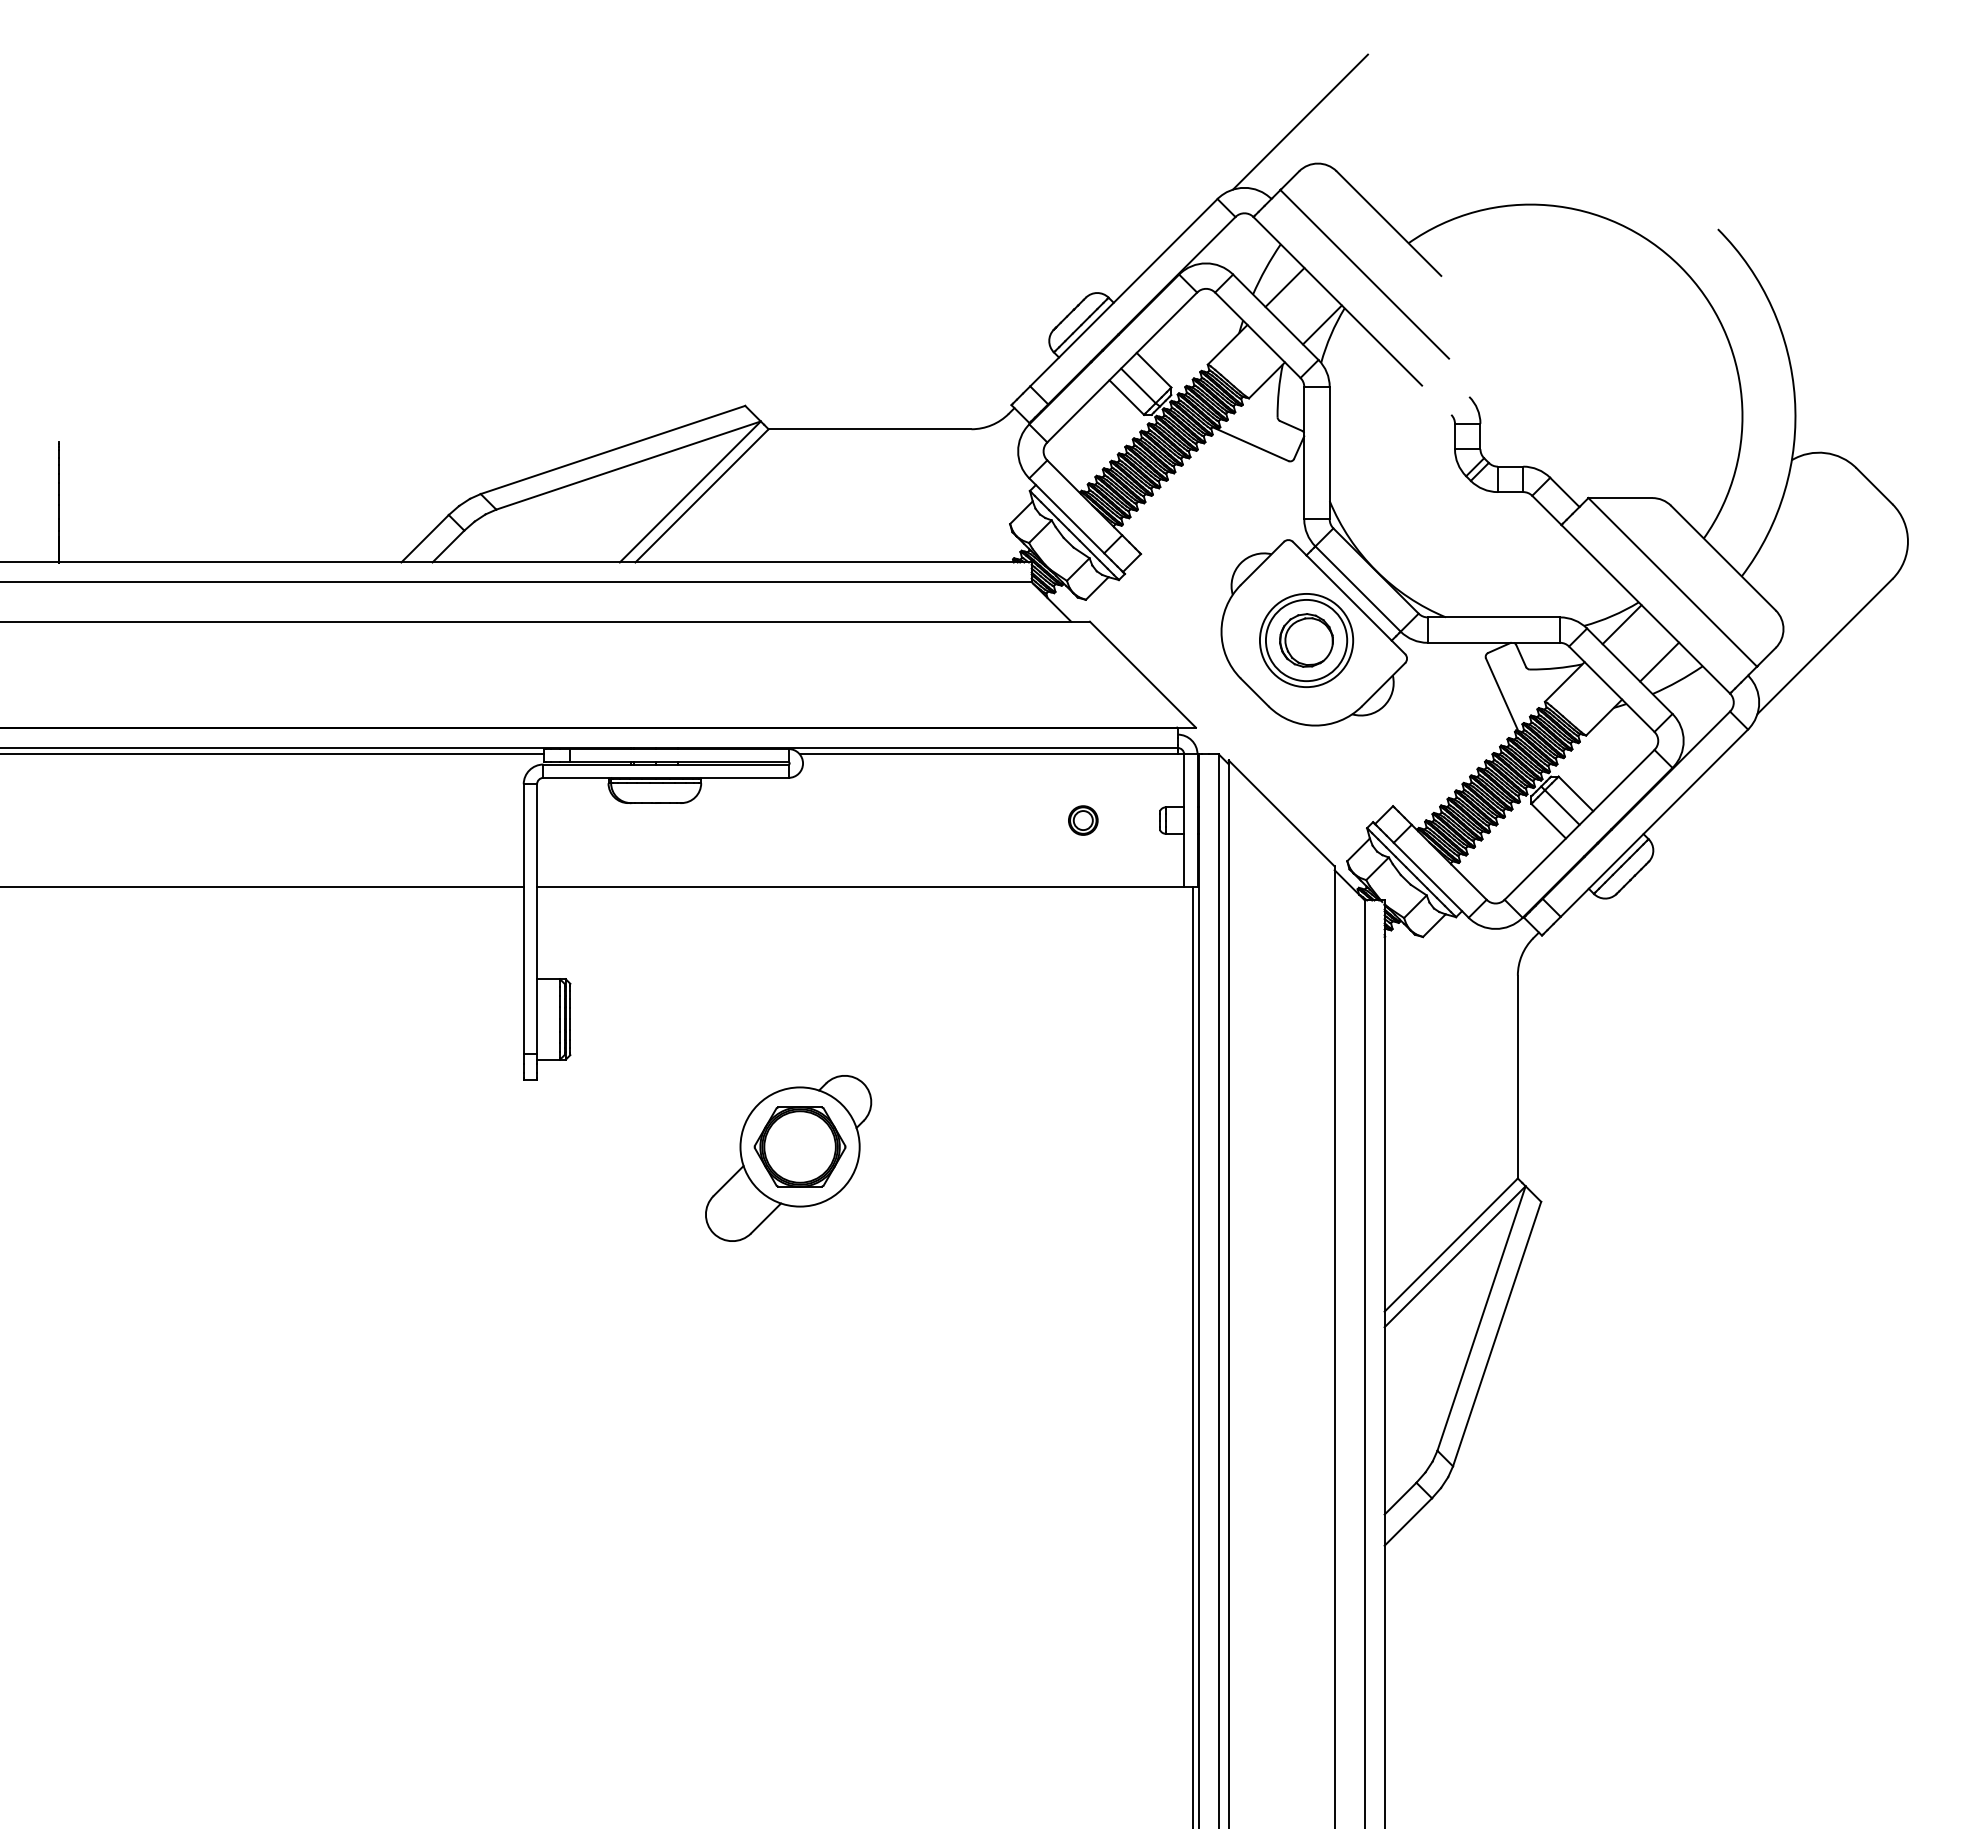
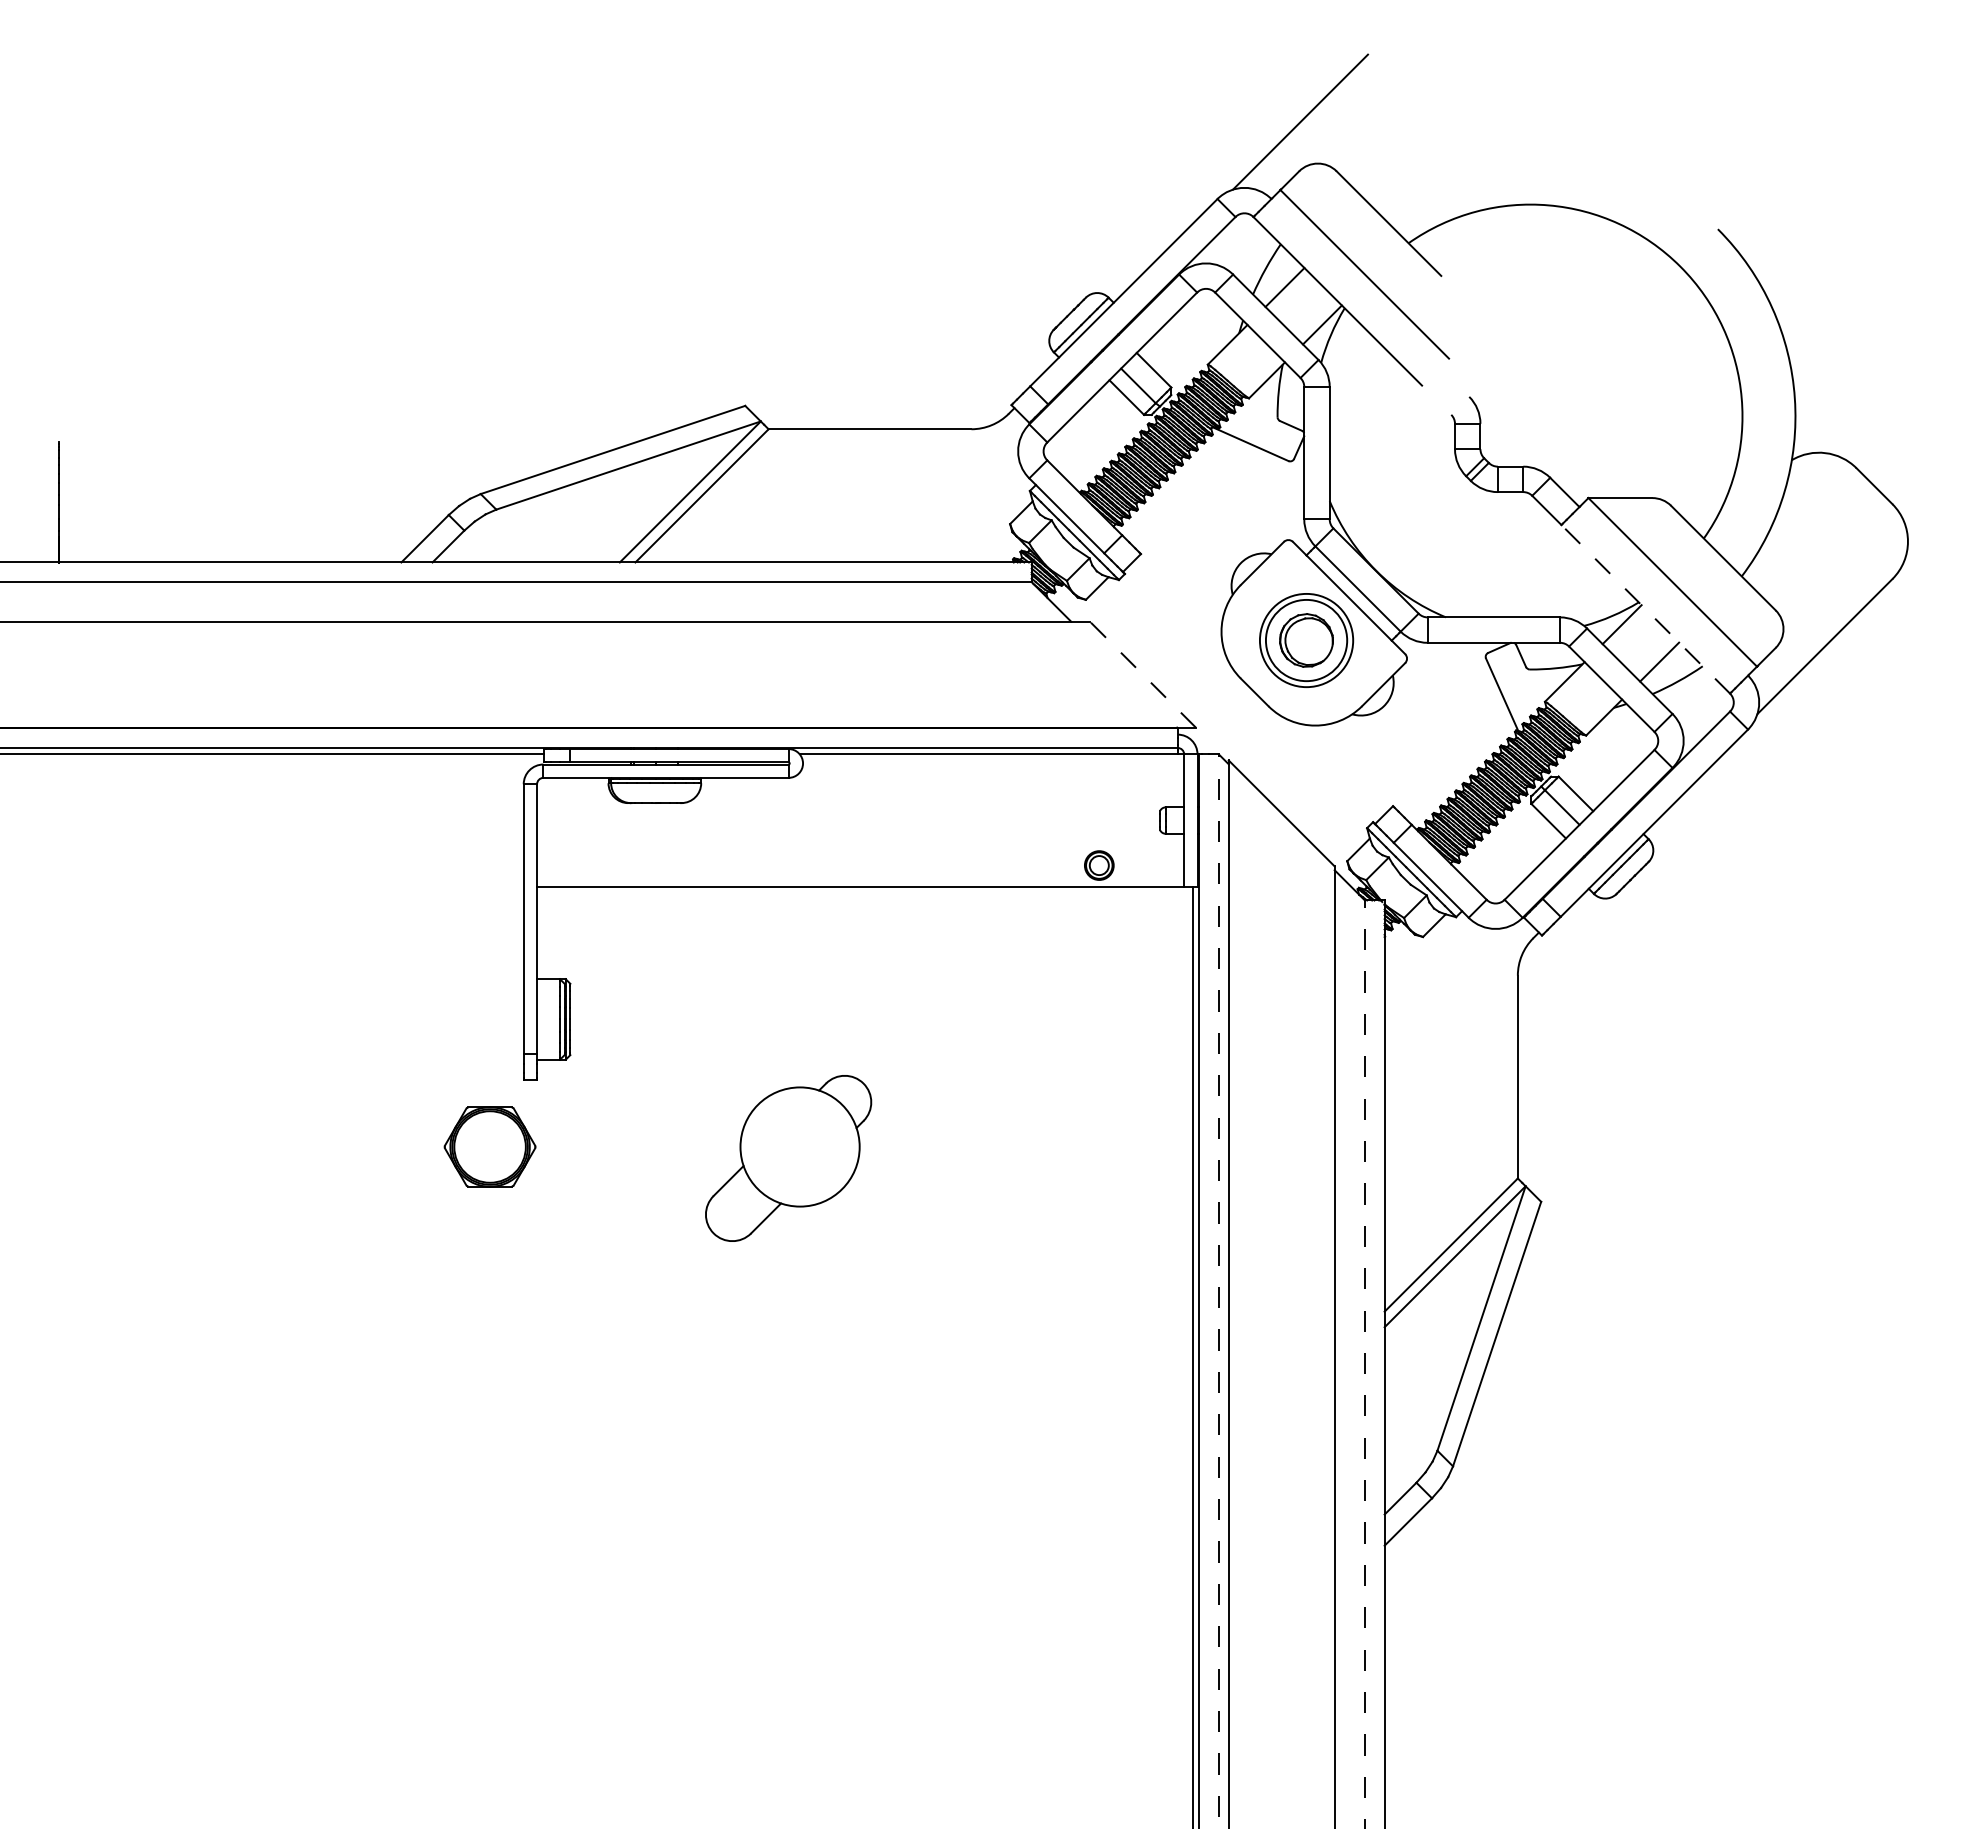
line: solid -> dashed (1645, 608)
line: solid -> dashed (1142, 674)
part position: (1083, 820) -> (1099, 865) (1099, 865)
line: present -> none (262, 886)
part position: (799, 1146) -> (489, 1146) (489, 1146)
line: solid -> dashed (1218, 1291)
line: solid -> dashed (1364, 1364)
